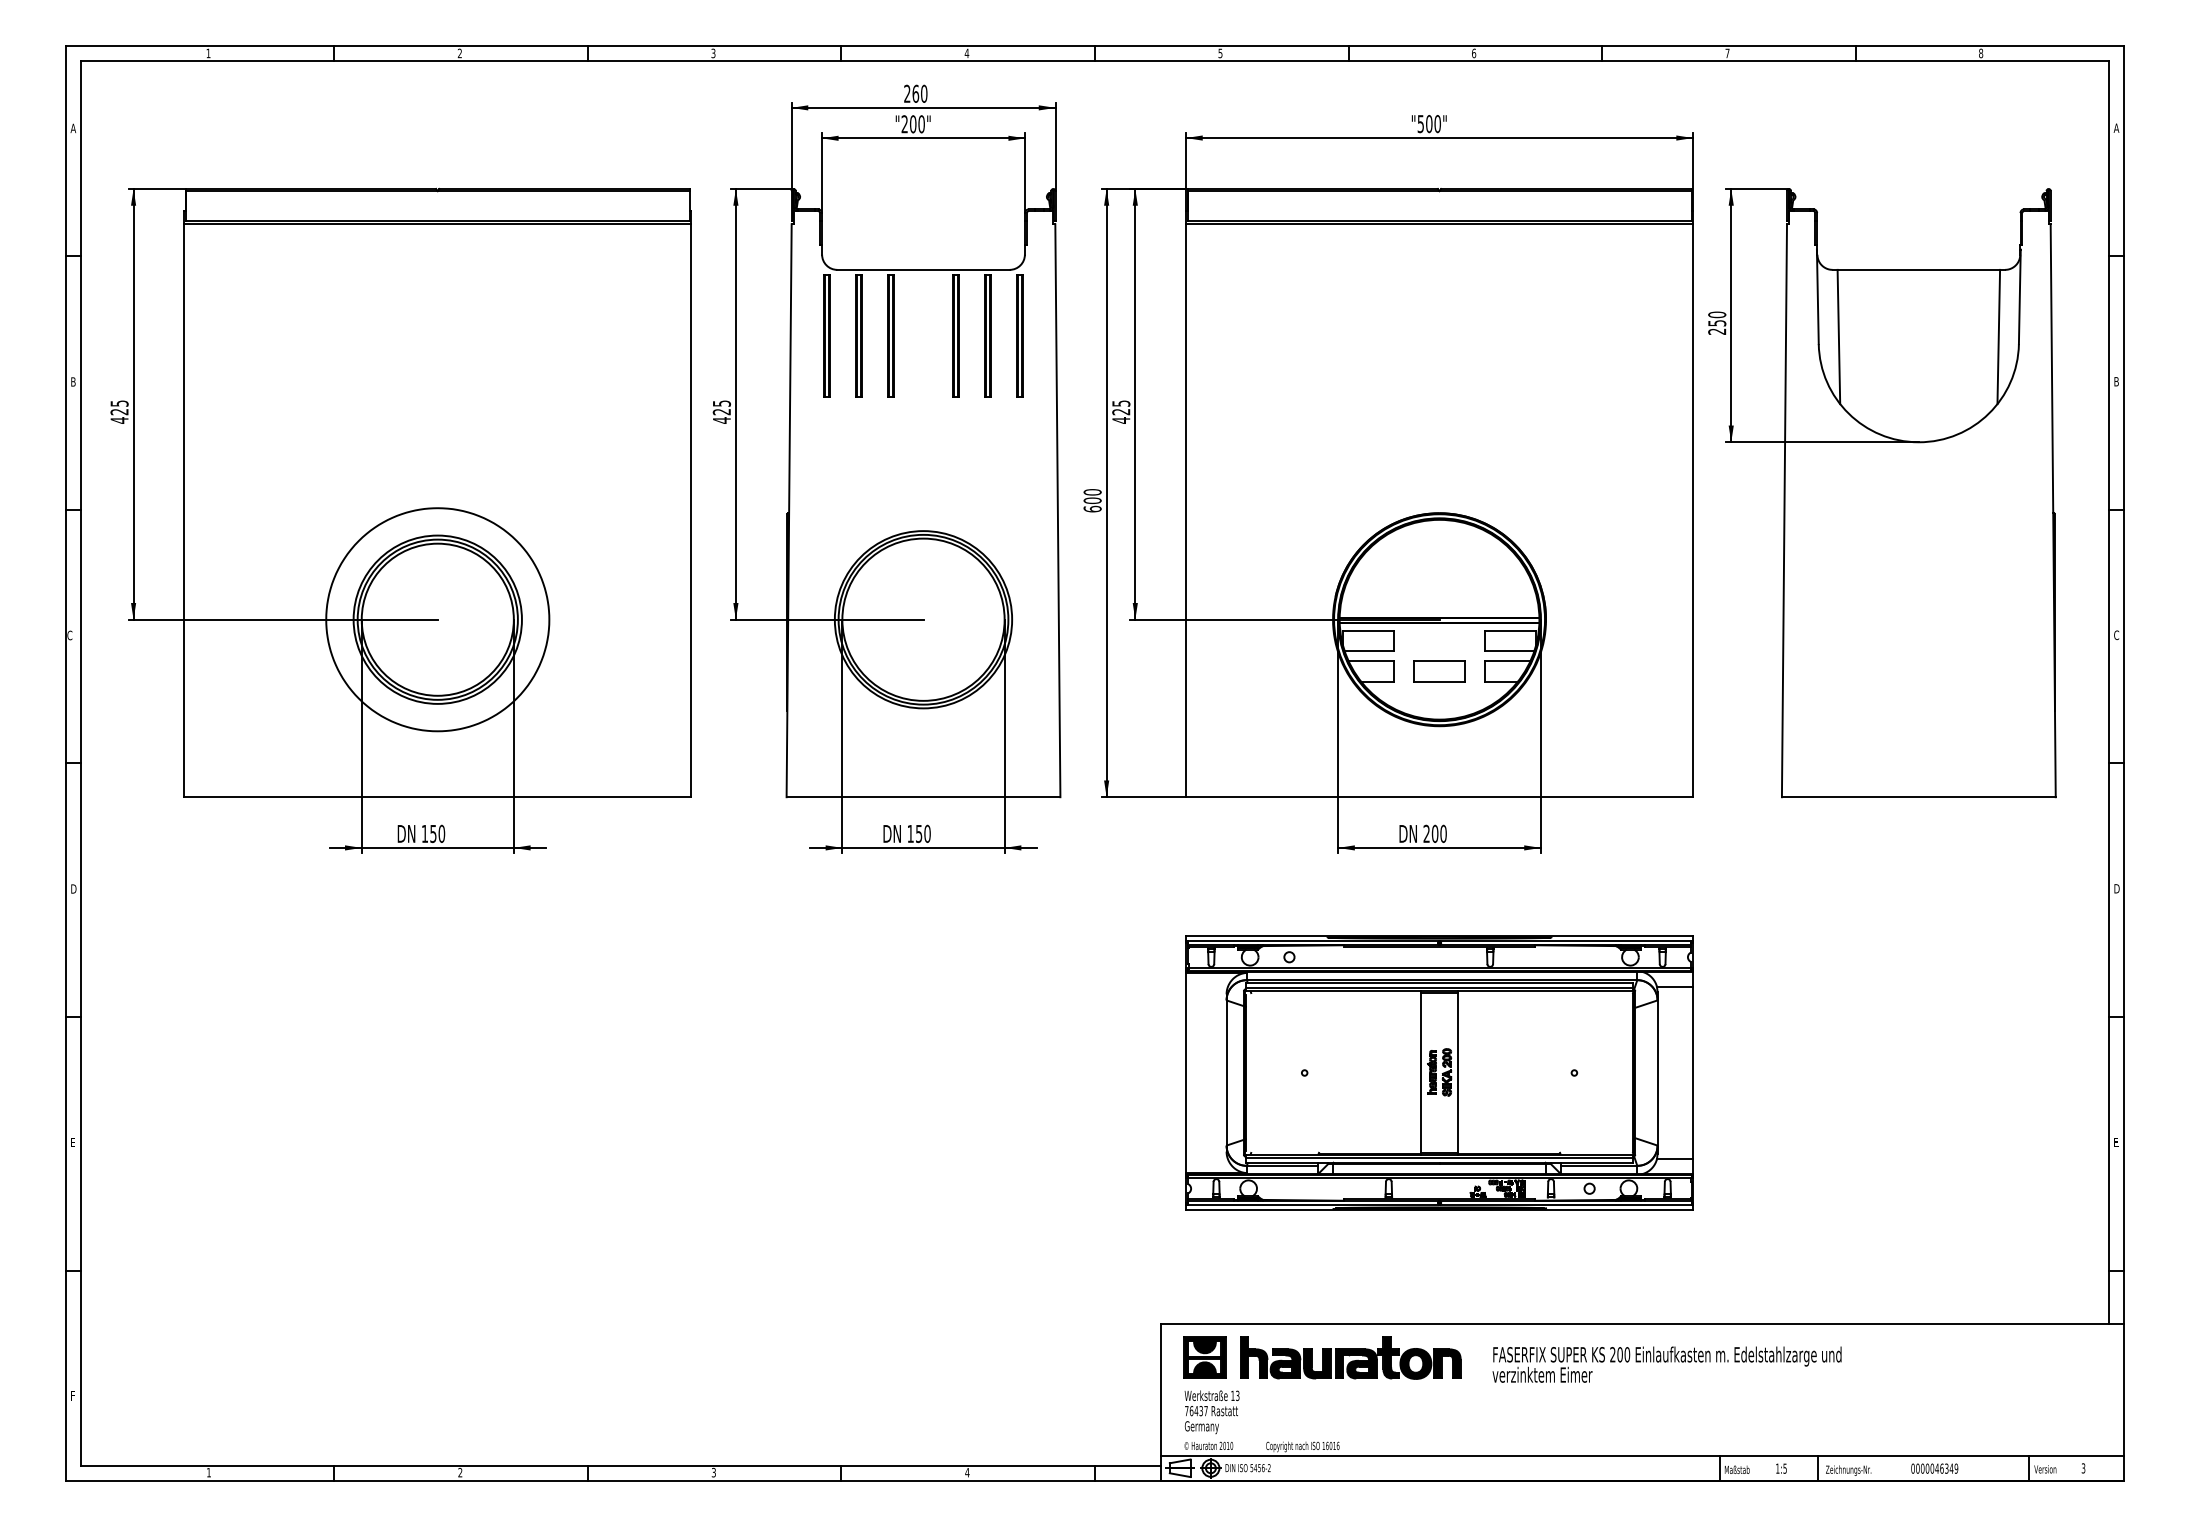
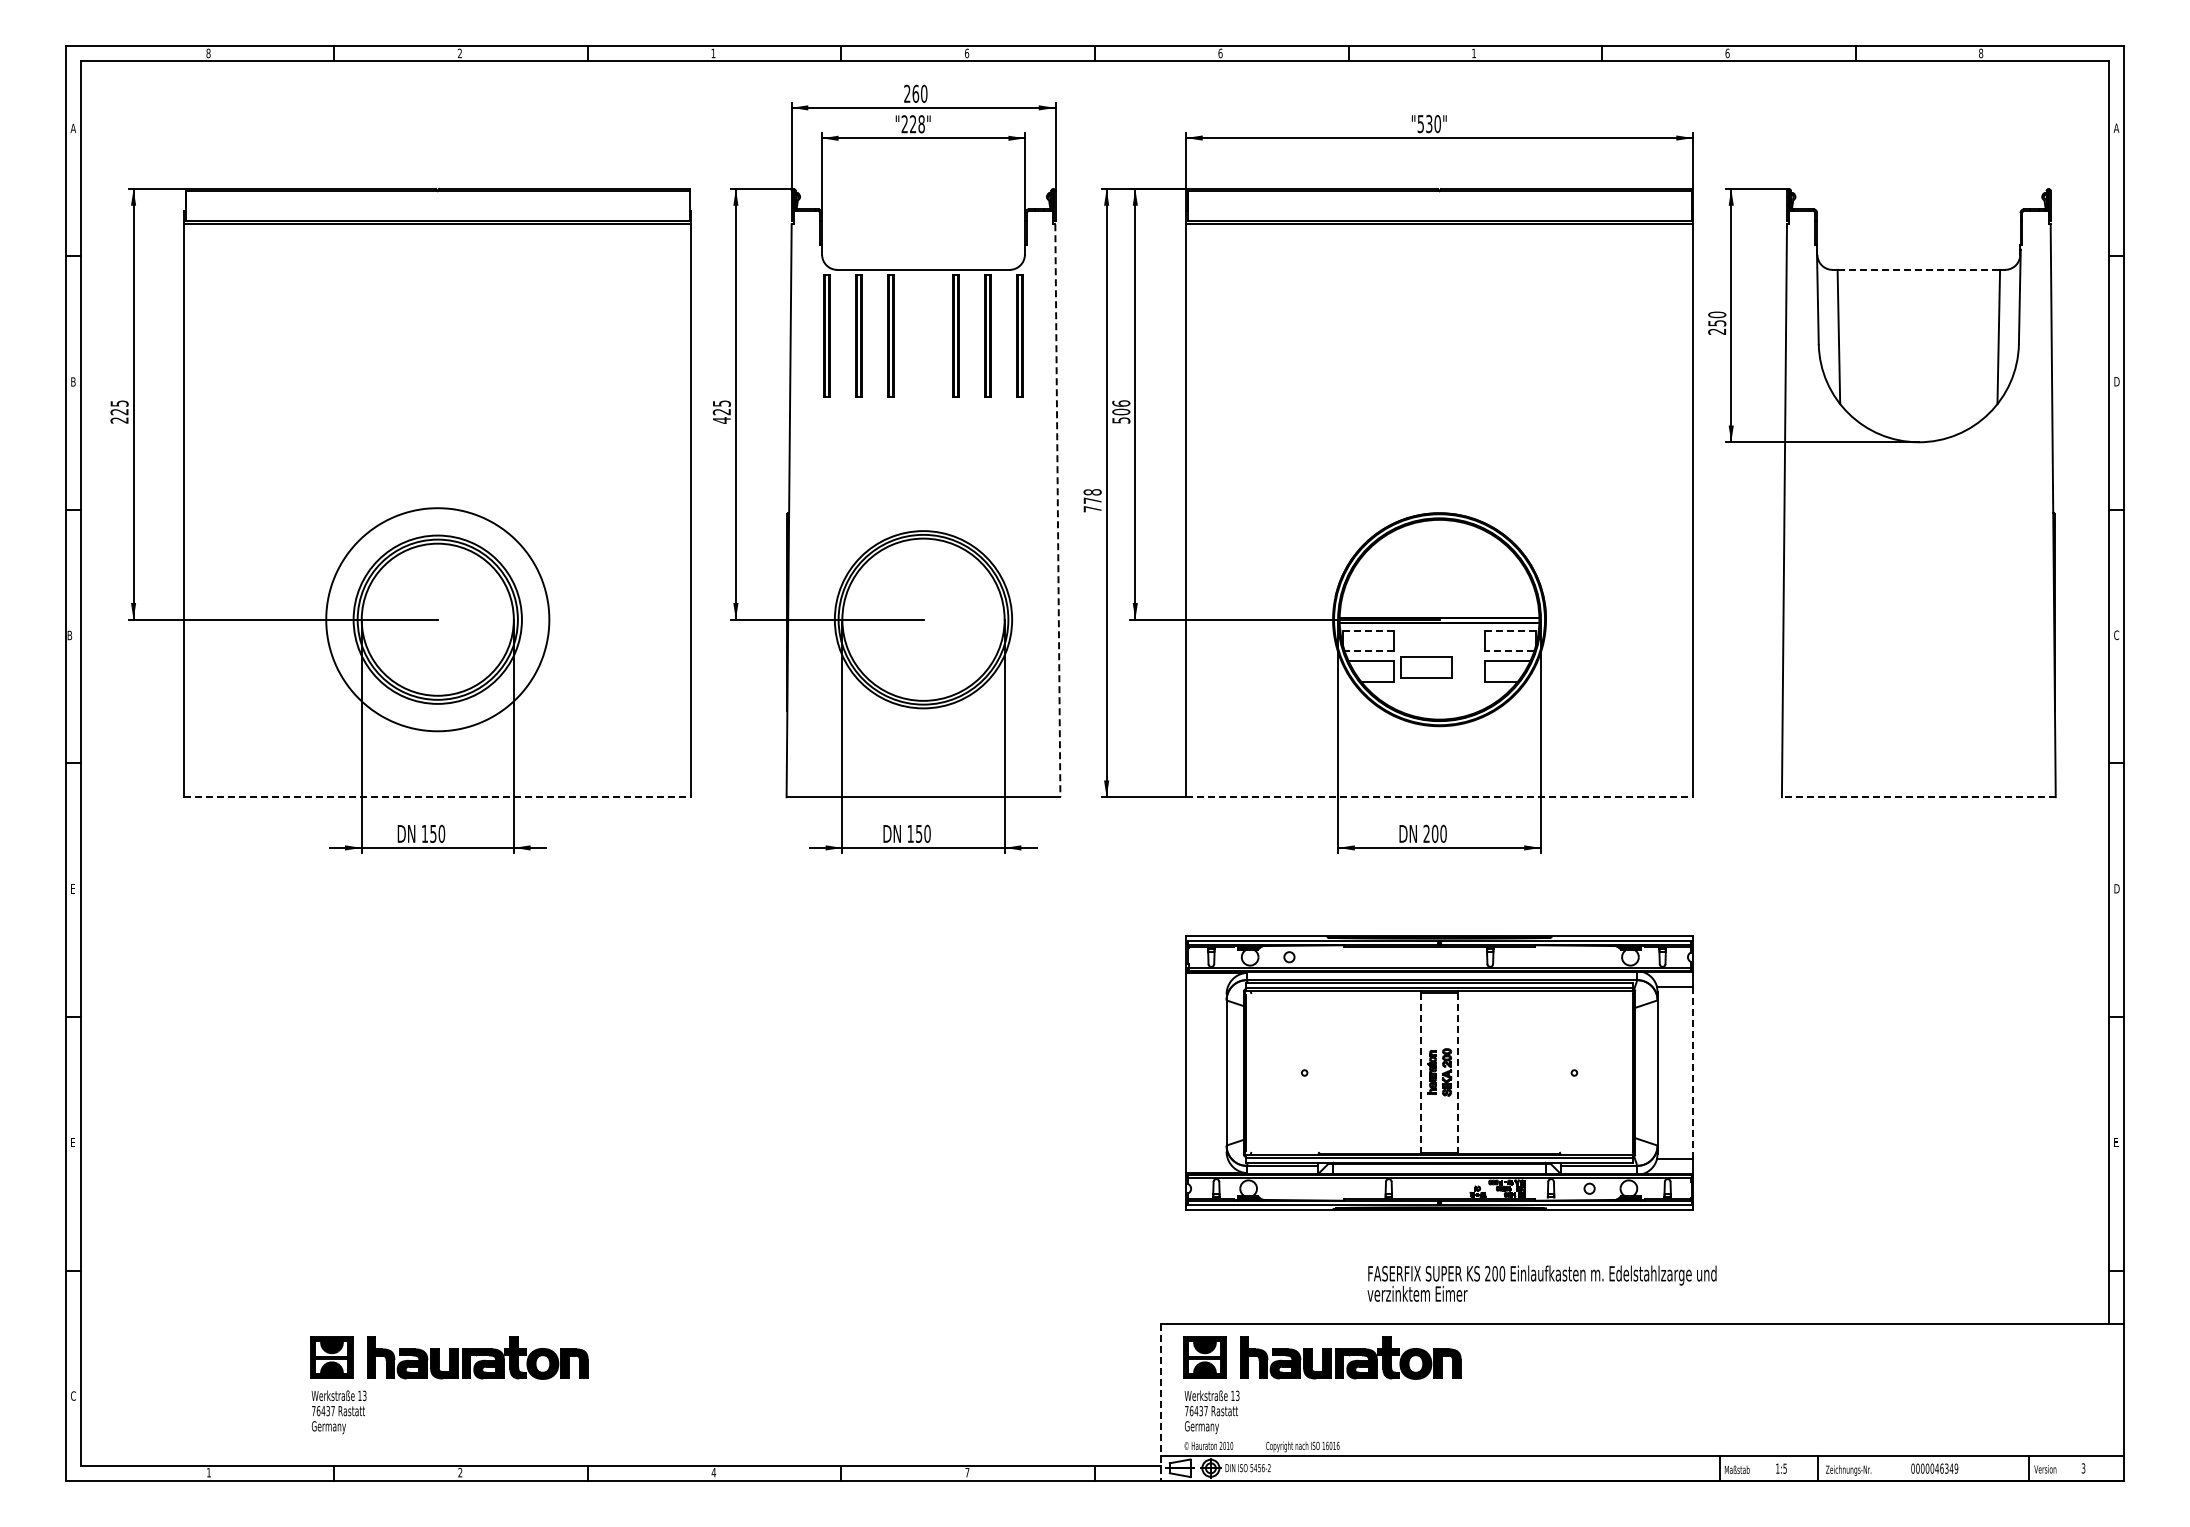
text: 1 -> 8 (208, 53)
text: 3 -> 1 (713, 53)
text: 4 -> 6 (966, 53)
text: 5 -> 6 (1220, 53)
text: 6 -> 1 (1474, 53)
text: 7 -> 6 (1727, 53)
text: "200" -> "228" (917, 124)
text: "500" -> "530" (1429, 124)
line: solid -> dashed (1919, 269)
text: B -> D (2117, 381)
text: 425 -> 506 (1121, 411)
text: 425 -> 225 (119, 420)
text: 600 -> 778 (1092, 500)
line: solid -> dashed (1057, 511)
line: solid -> dashed (1369, 631)
line: solid -> dashed (1511, 631)
text: C -> B (69, 635)
line: solid -> dashed (1369, 651)
line: solid -> dashed (1509, 651)
part position: (1439, 671) -> (1426, 667) (1426, 667)
line: solid -> dashed (437, 797)
line: solid -> dashed (1439, 797)
line: solid -> dashed (1918, 797)
text: D -> E (73, 888)
line: solid -> dashed (1693, 1072)
line: solid -> dashed (1420, 1073)
line: solid -> dashed (1458, 1073)
text position: (1666, 1364) -> (1541, 1283) (1541, 1283)
part: none -> present (449, 1378)
text: F -> C (73, 1395)
line: solid -> dashed (1160, 1402)
text: 3 -> 4 (713, 1472)
text: 4 -> 7 (967, 1472)
